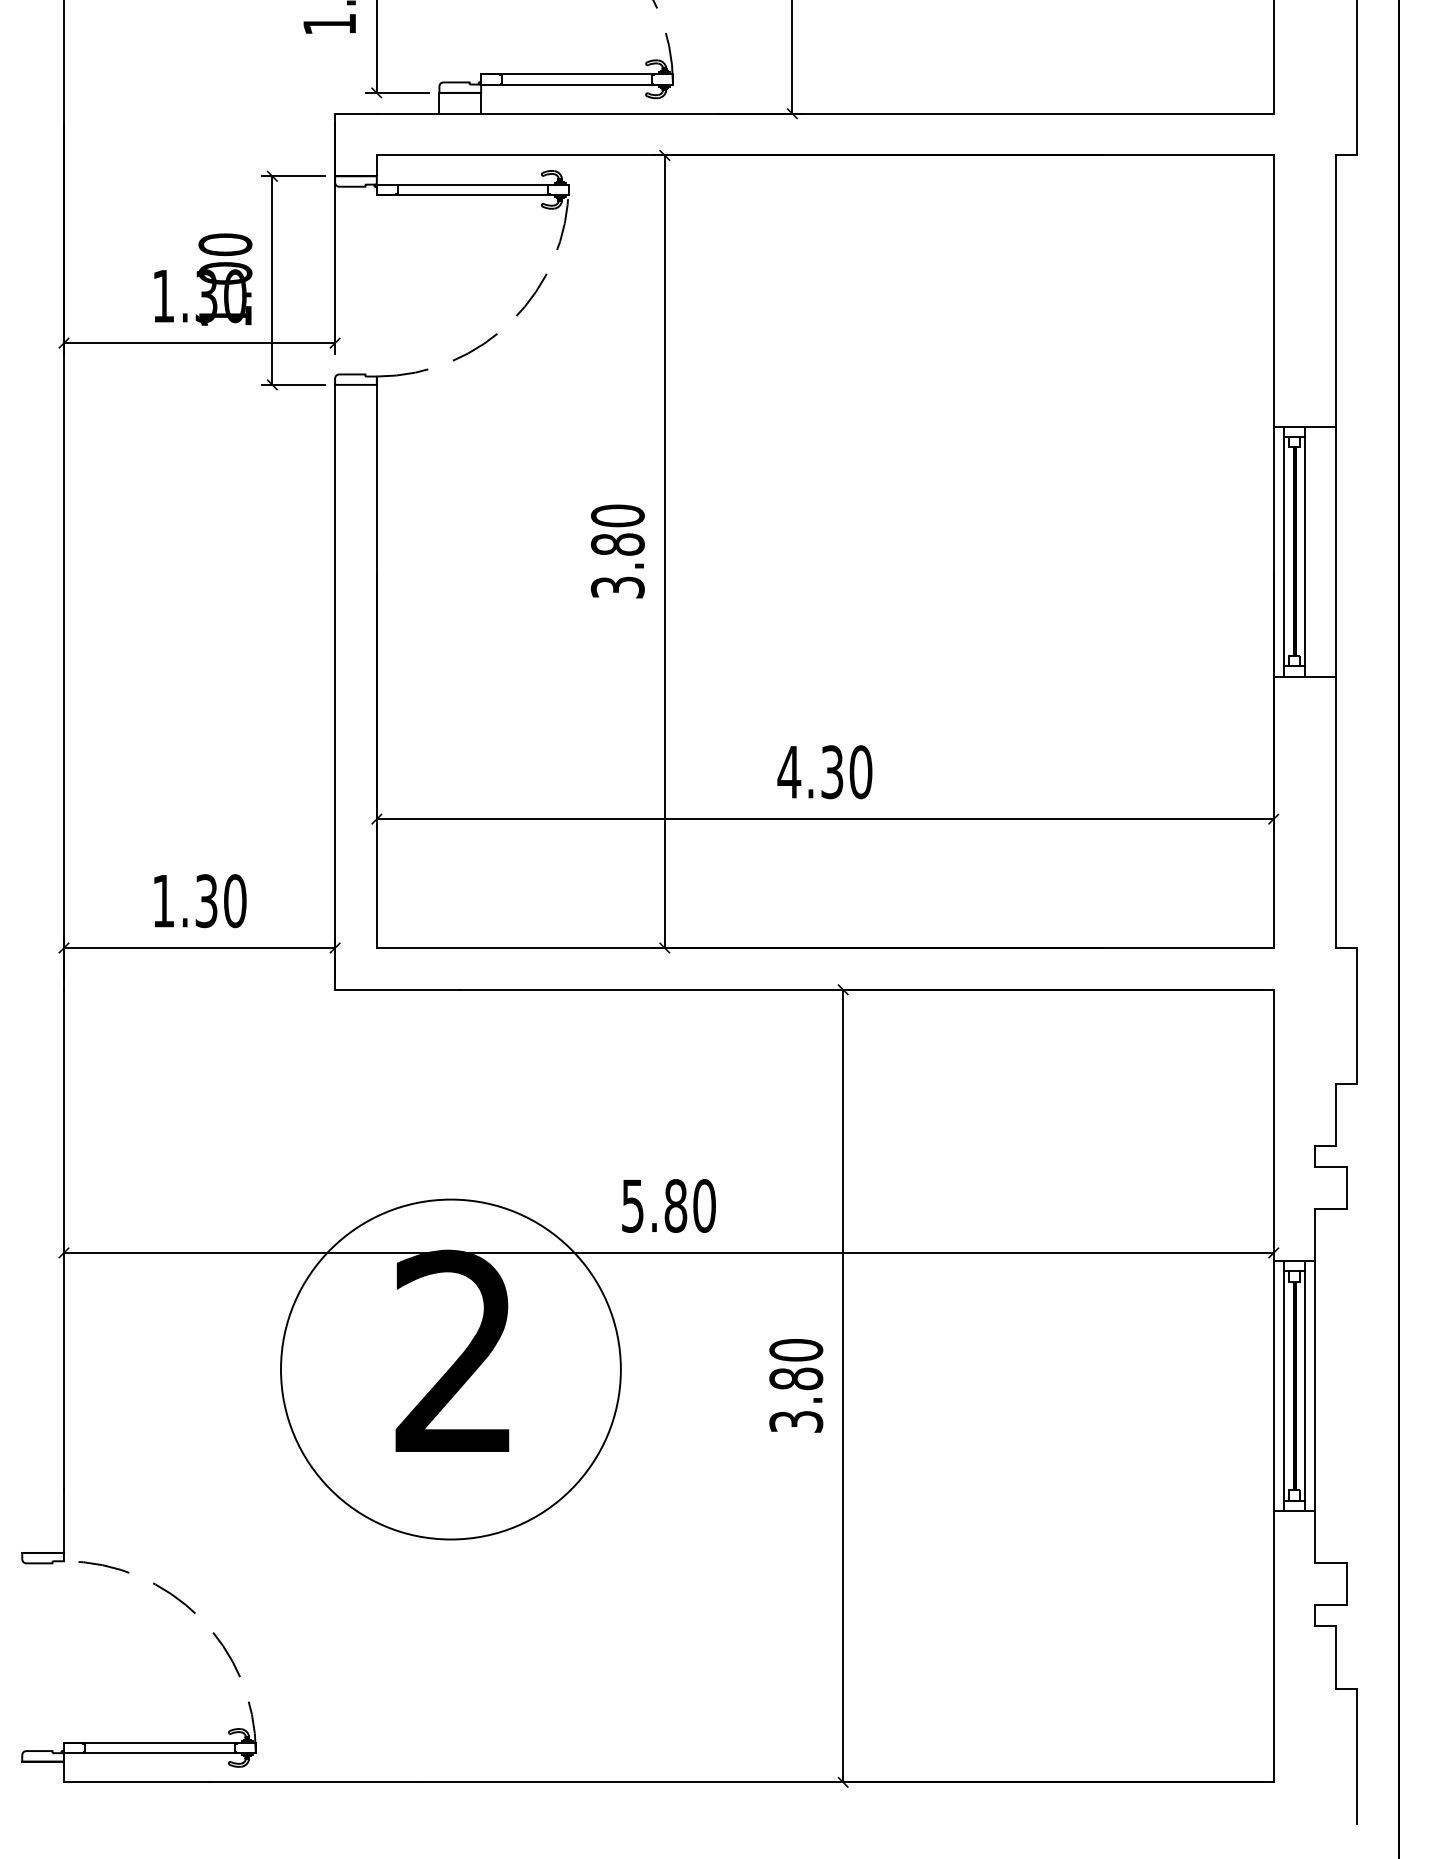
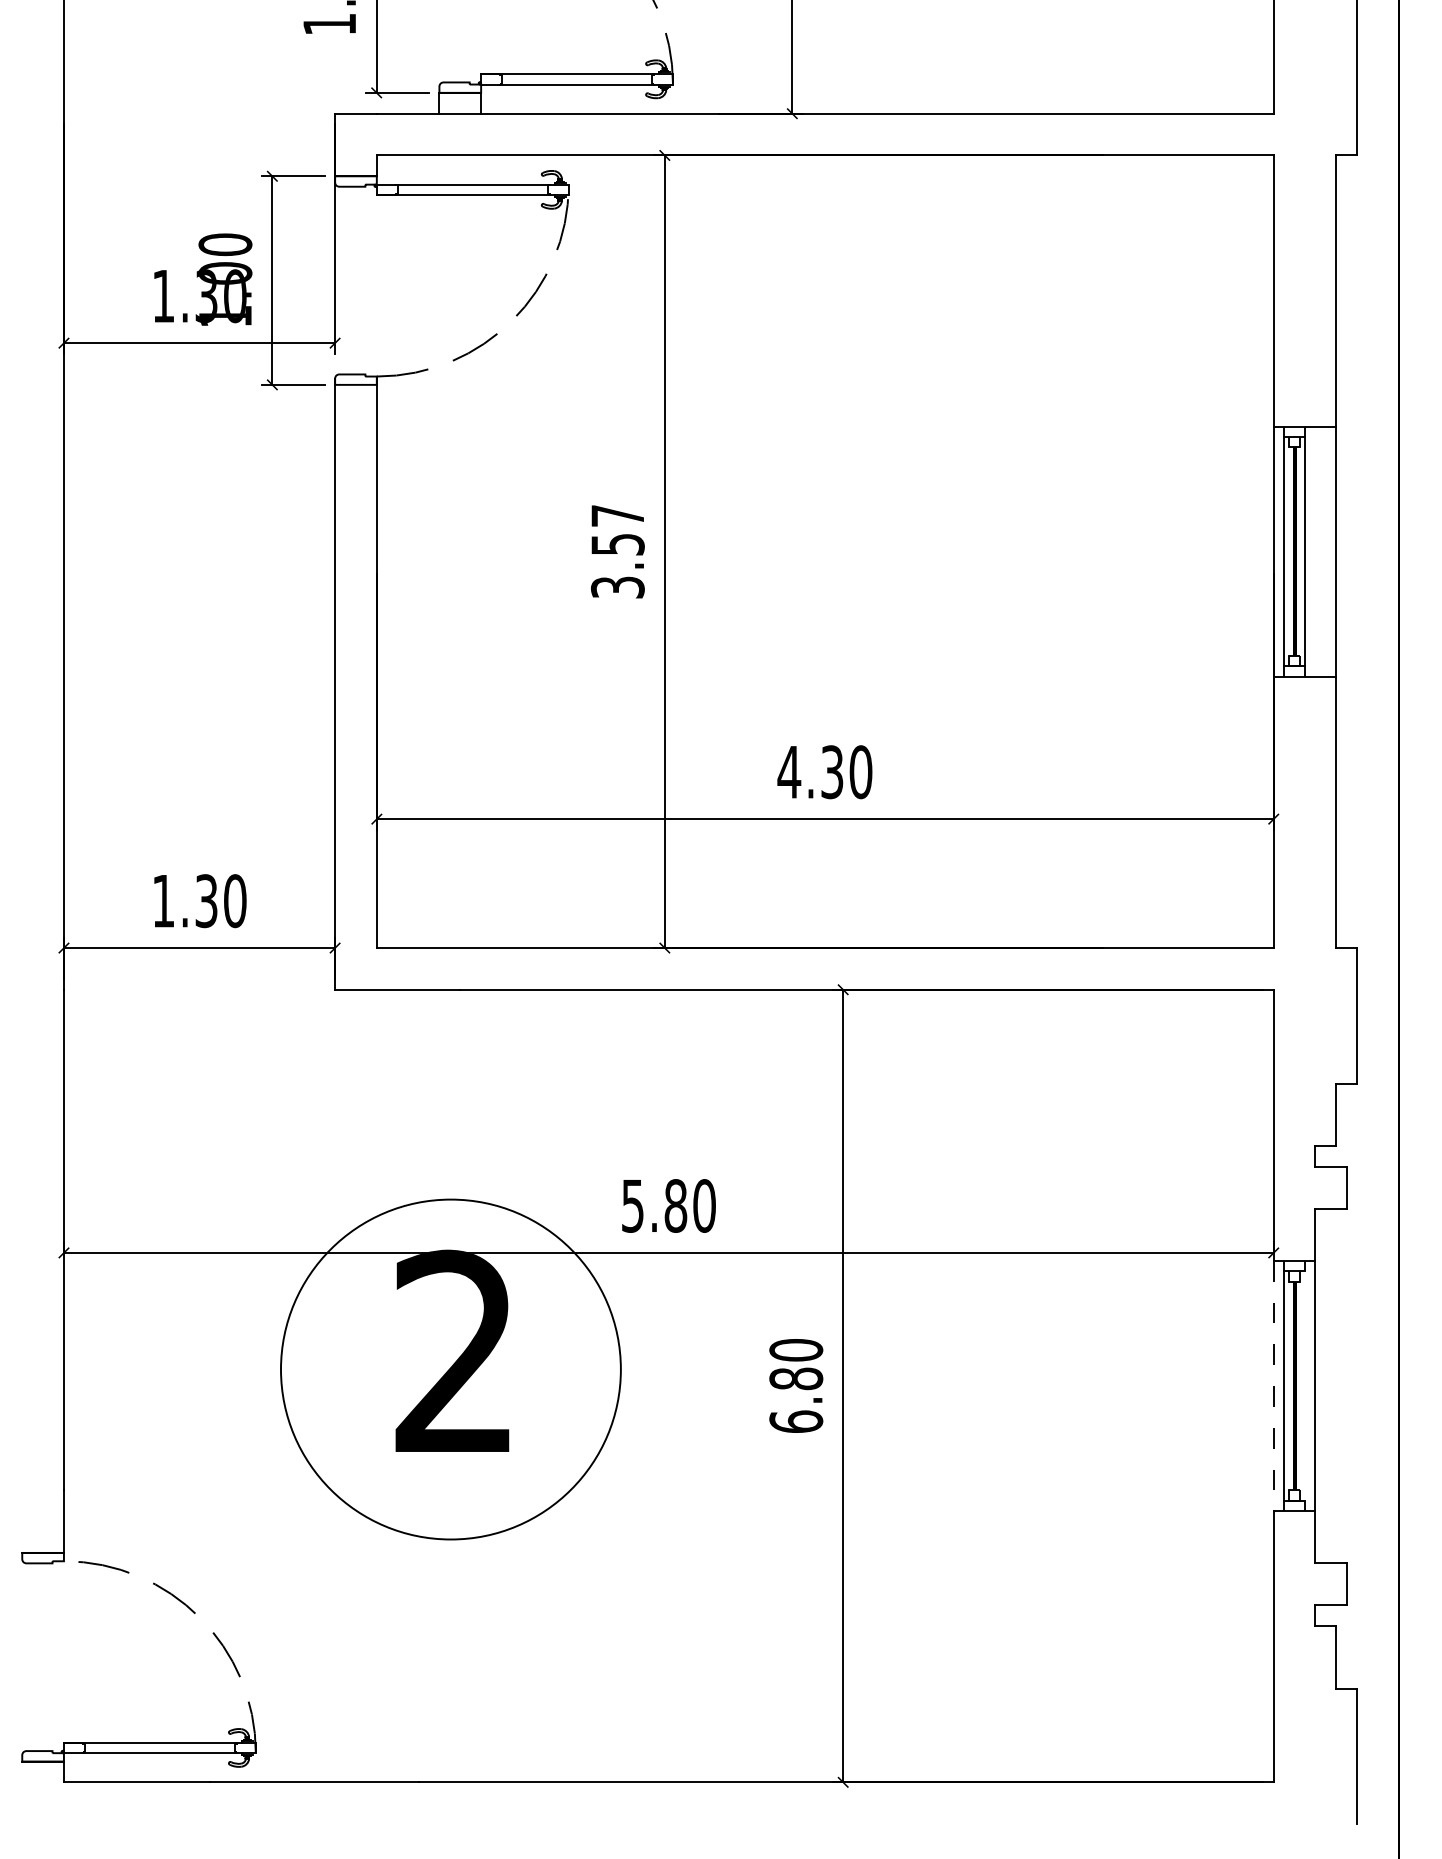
text: 3.80 -> 3.57 (617, 529)
line: present -> none (1305, 1385)
line: solid -> dashed (1273, 1386)
text: 3.80 -> 6.80 (796, 1421)
